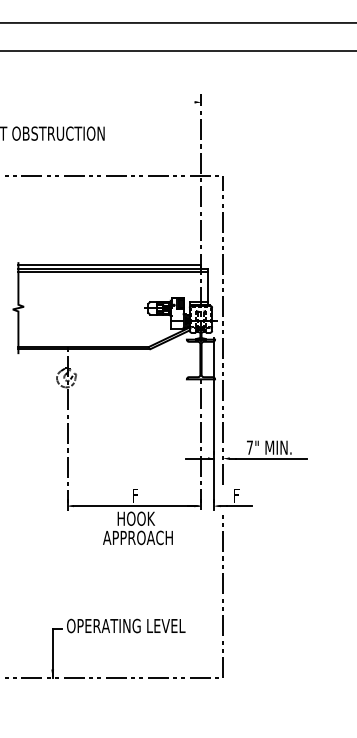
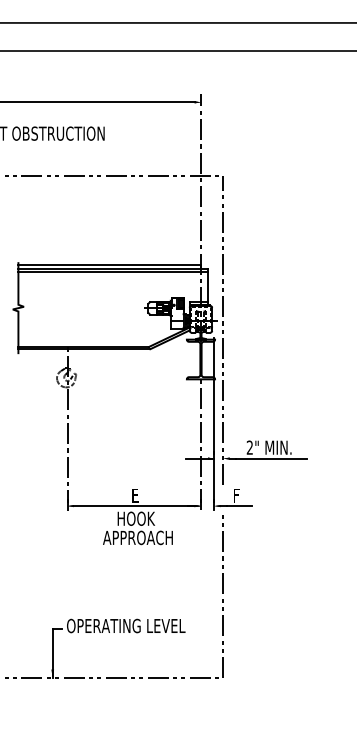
line: none -> present (98, 102)
text: 7" -> 2" (249, 447)
text: F -> E (135, 495)
